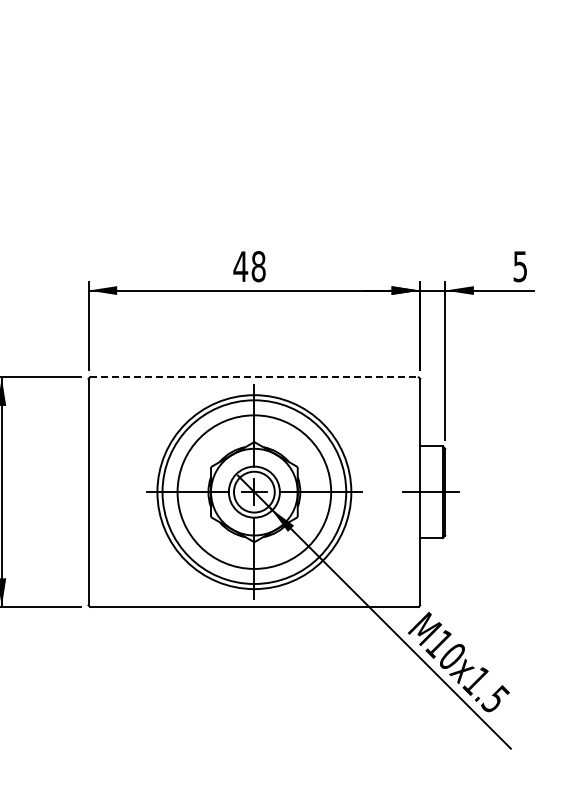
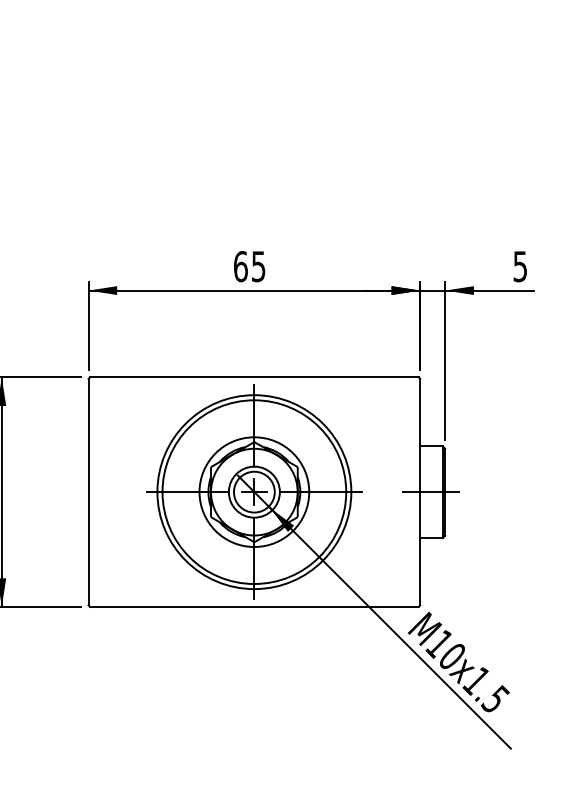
text: 48 -> 65 (249, 266)
line: dashed -> solid (254, 377)
circle diameter: 154 px -> 110 px (254, 492)
